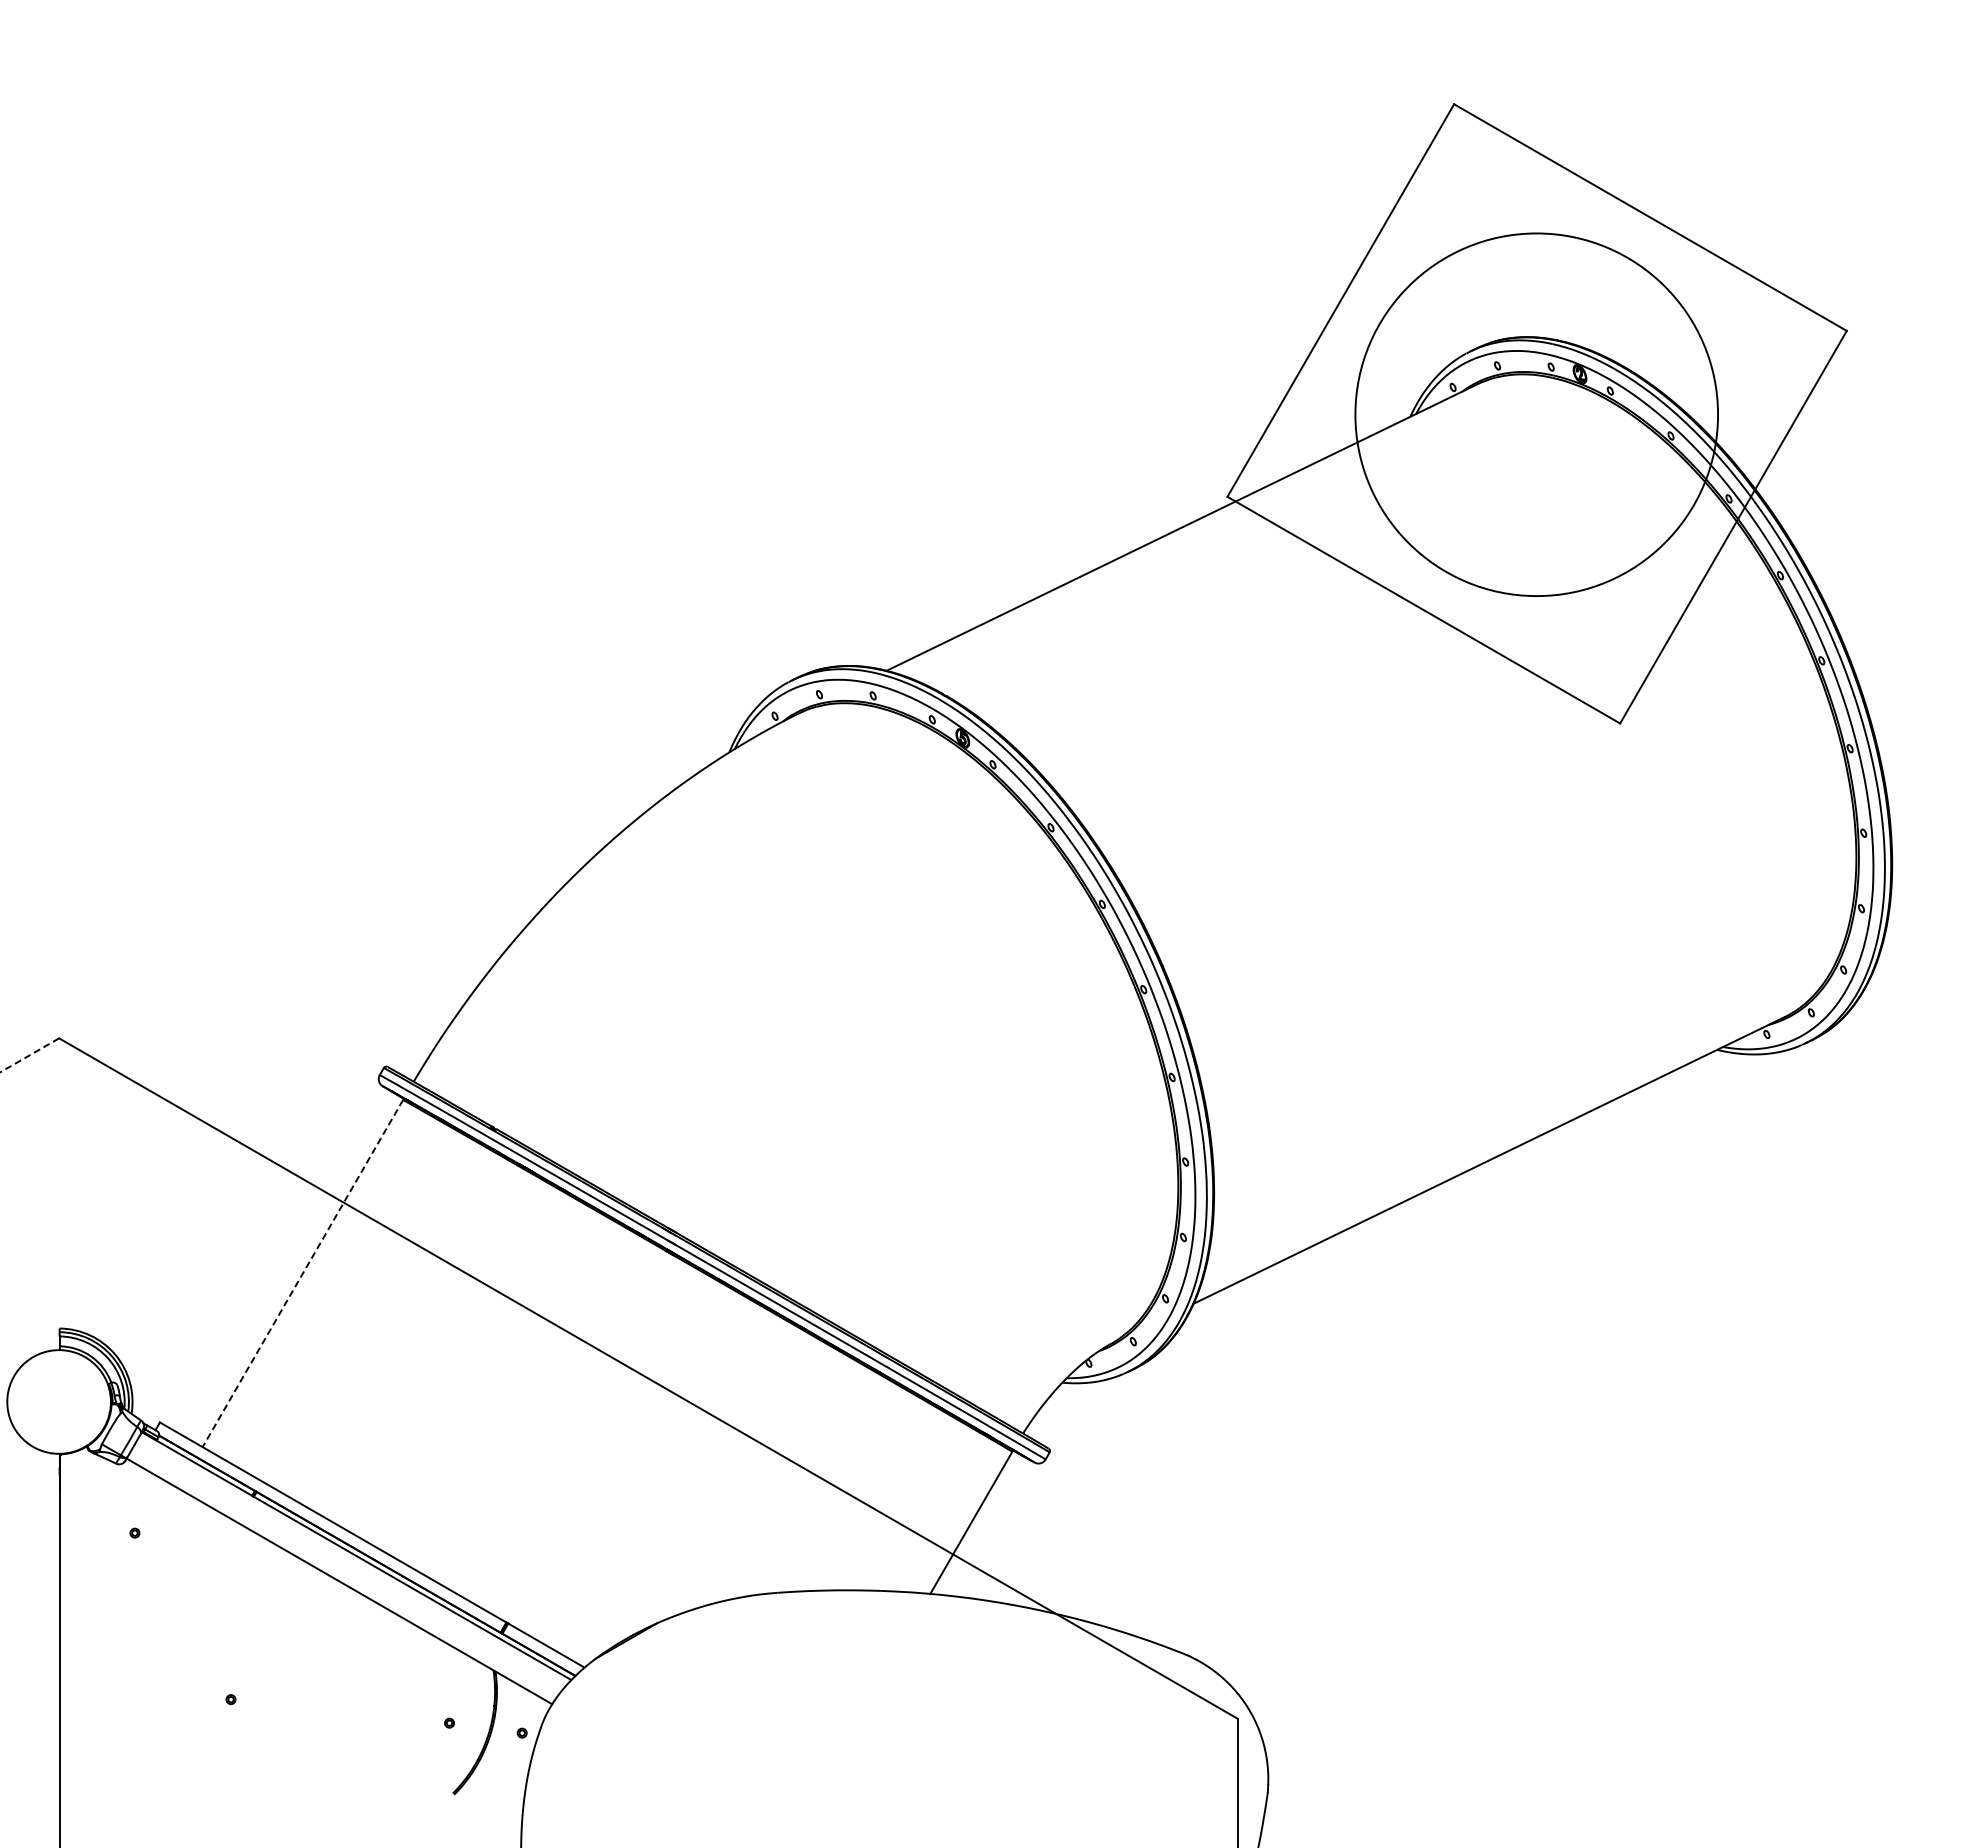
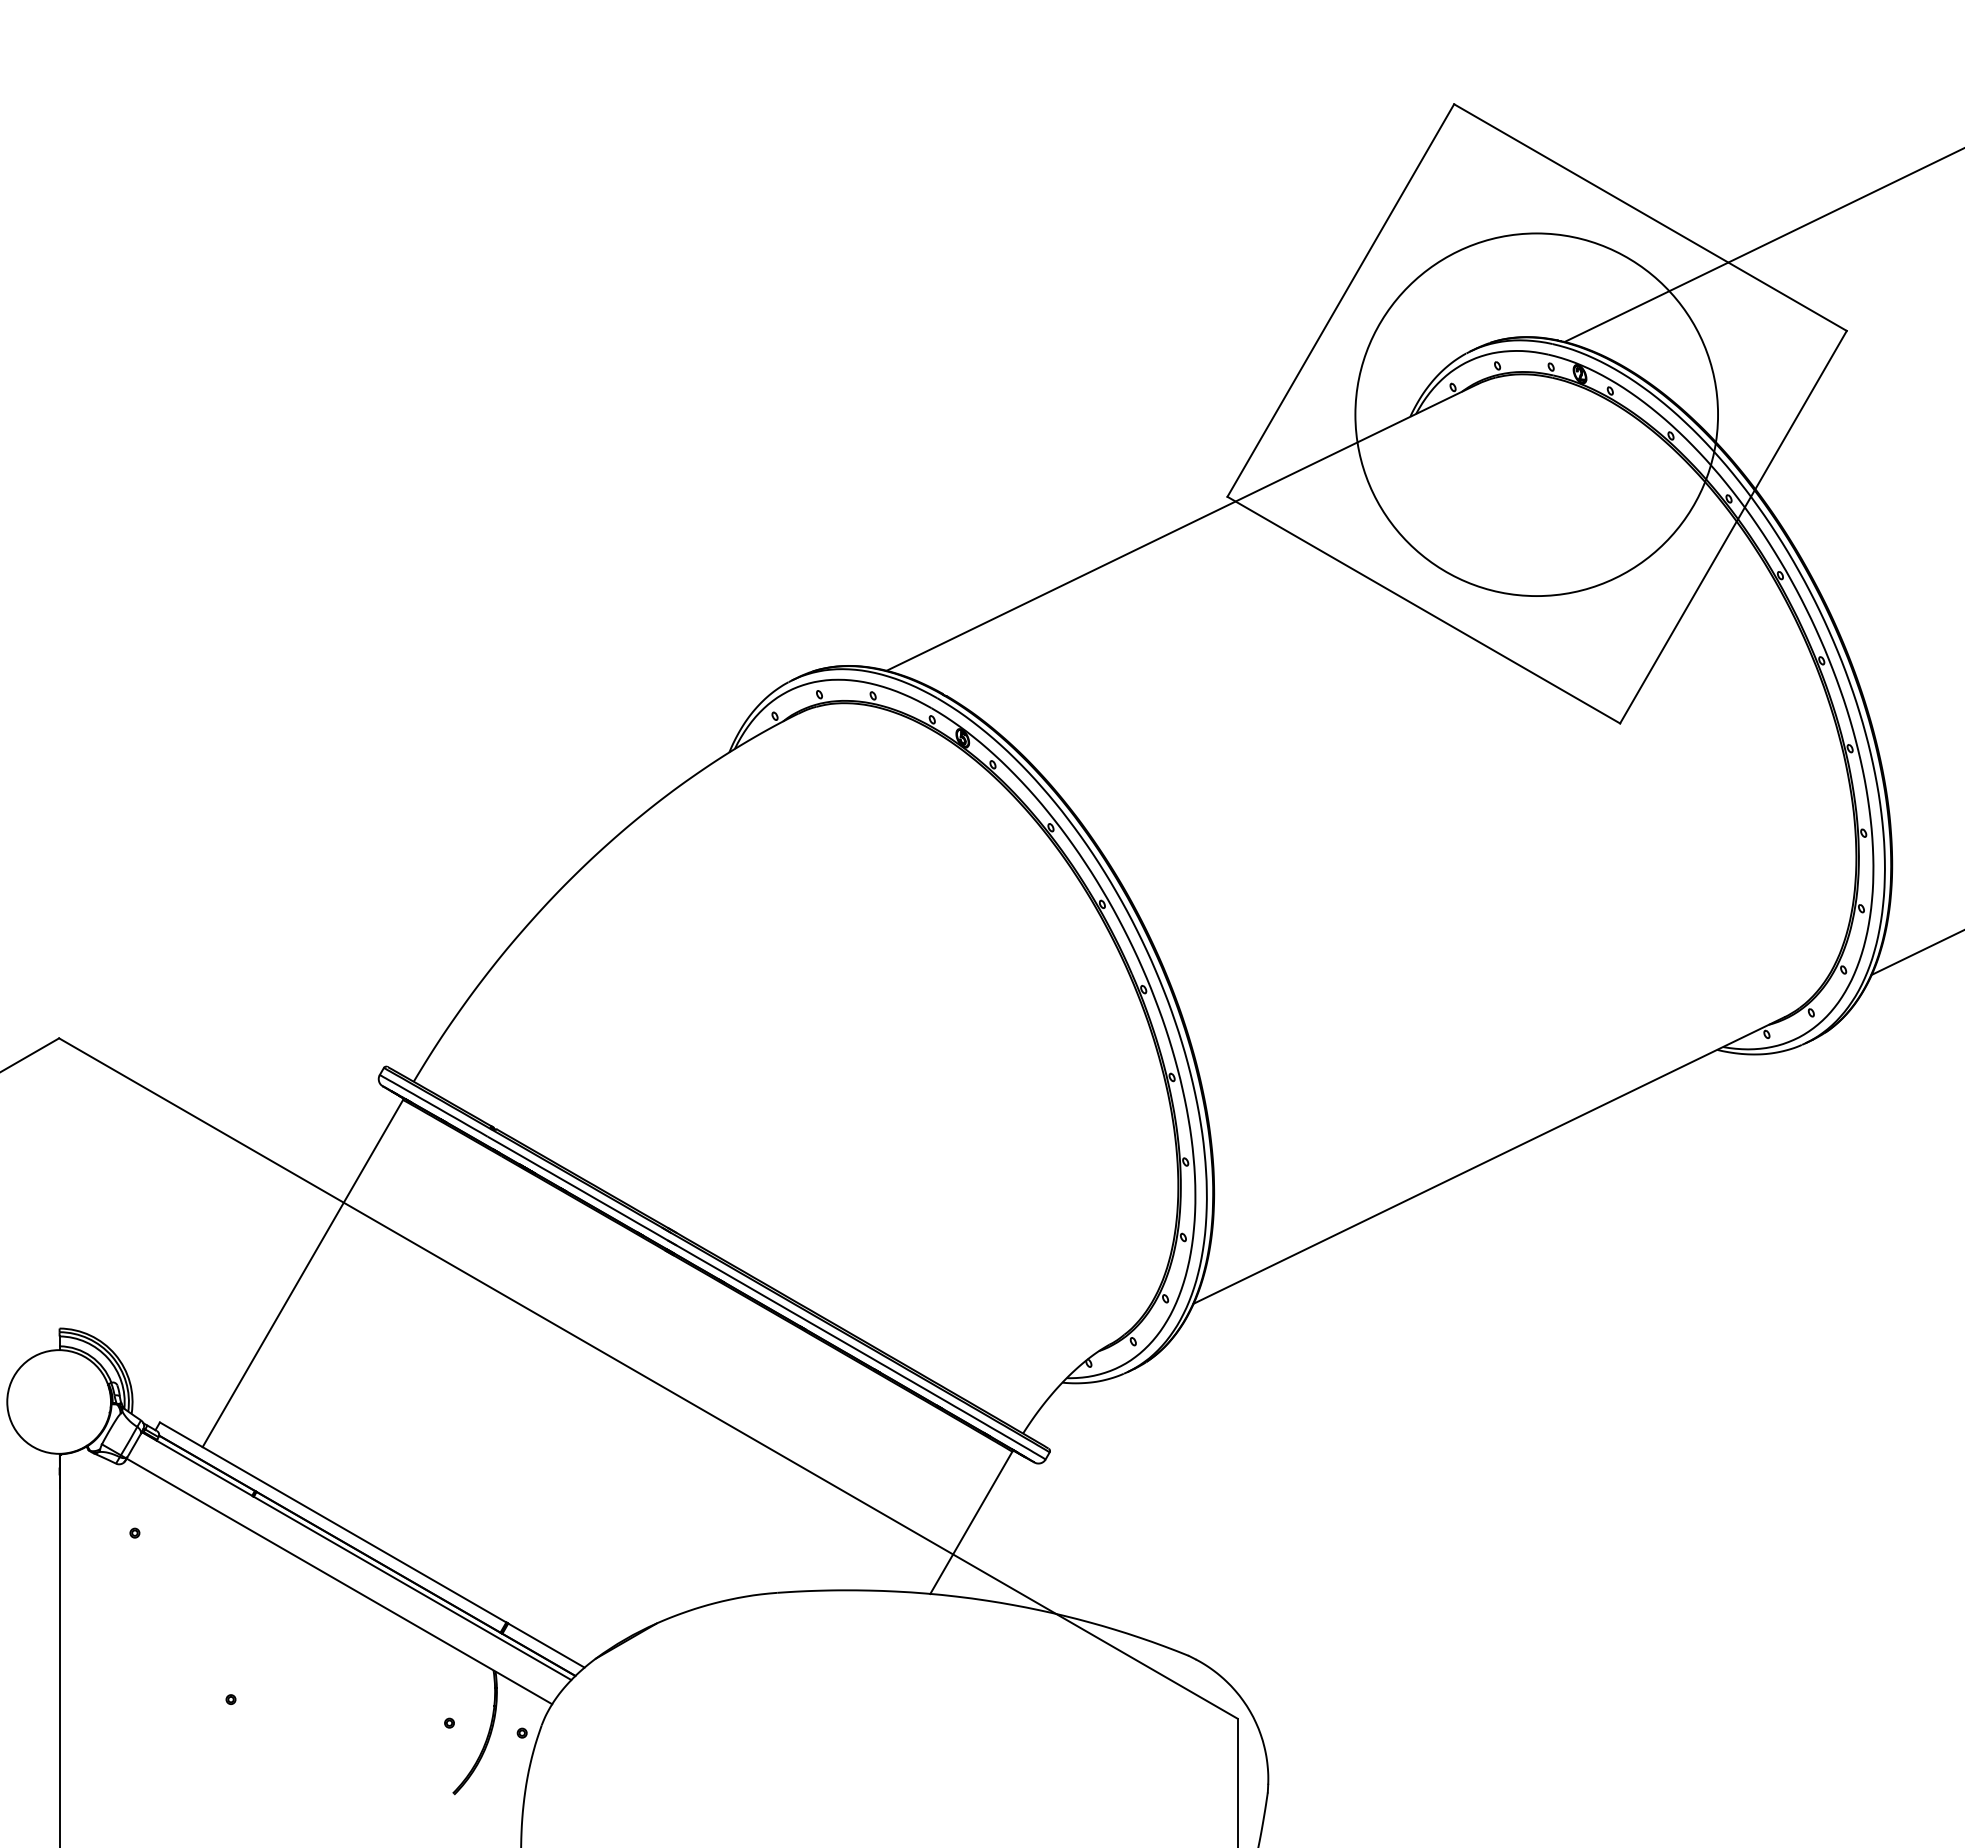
line: none -> present (1762, 245)
line: none -> present (1916, 952)
line: dashed -> solid (29, 1055)
line: dashed -> solid (302, 1274)
